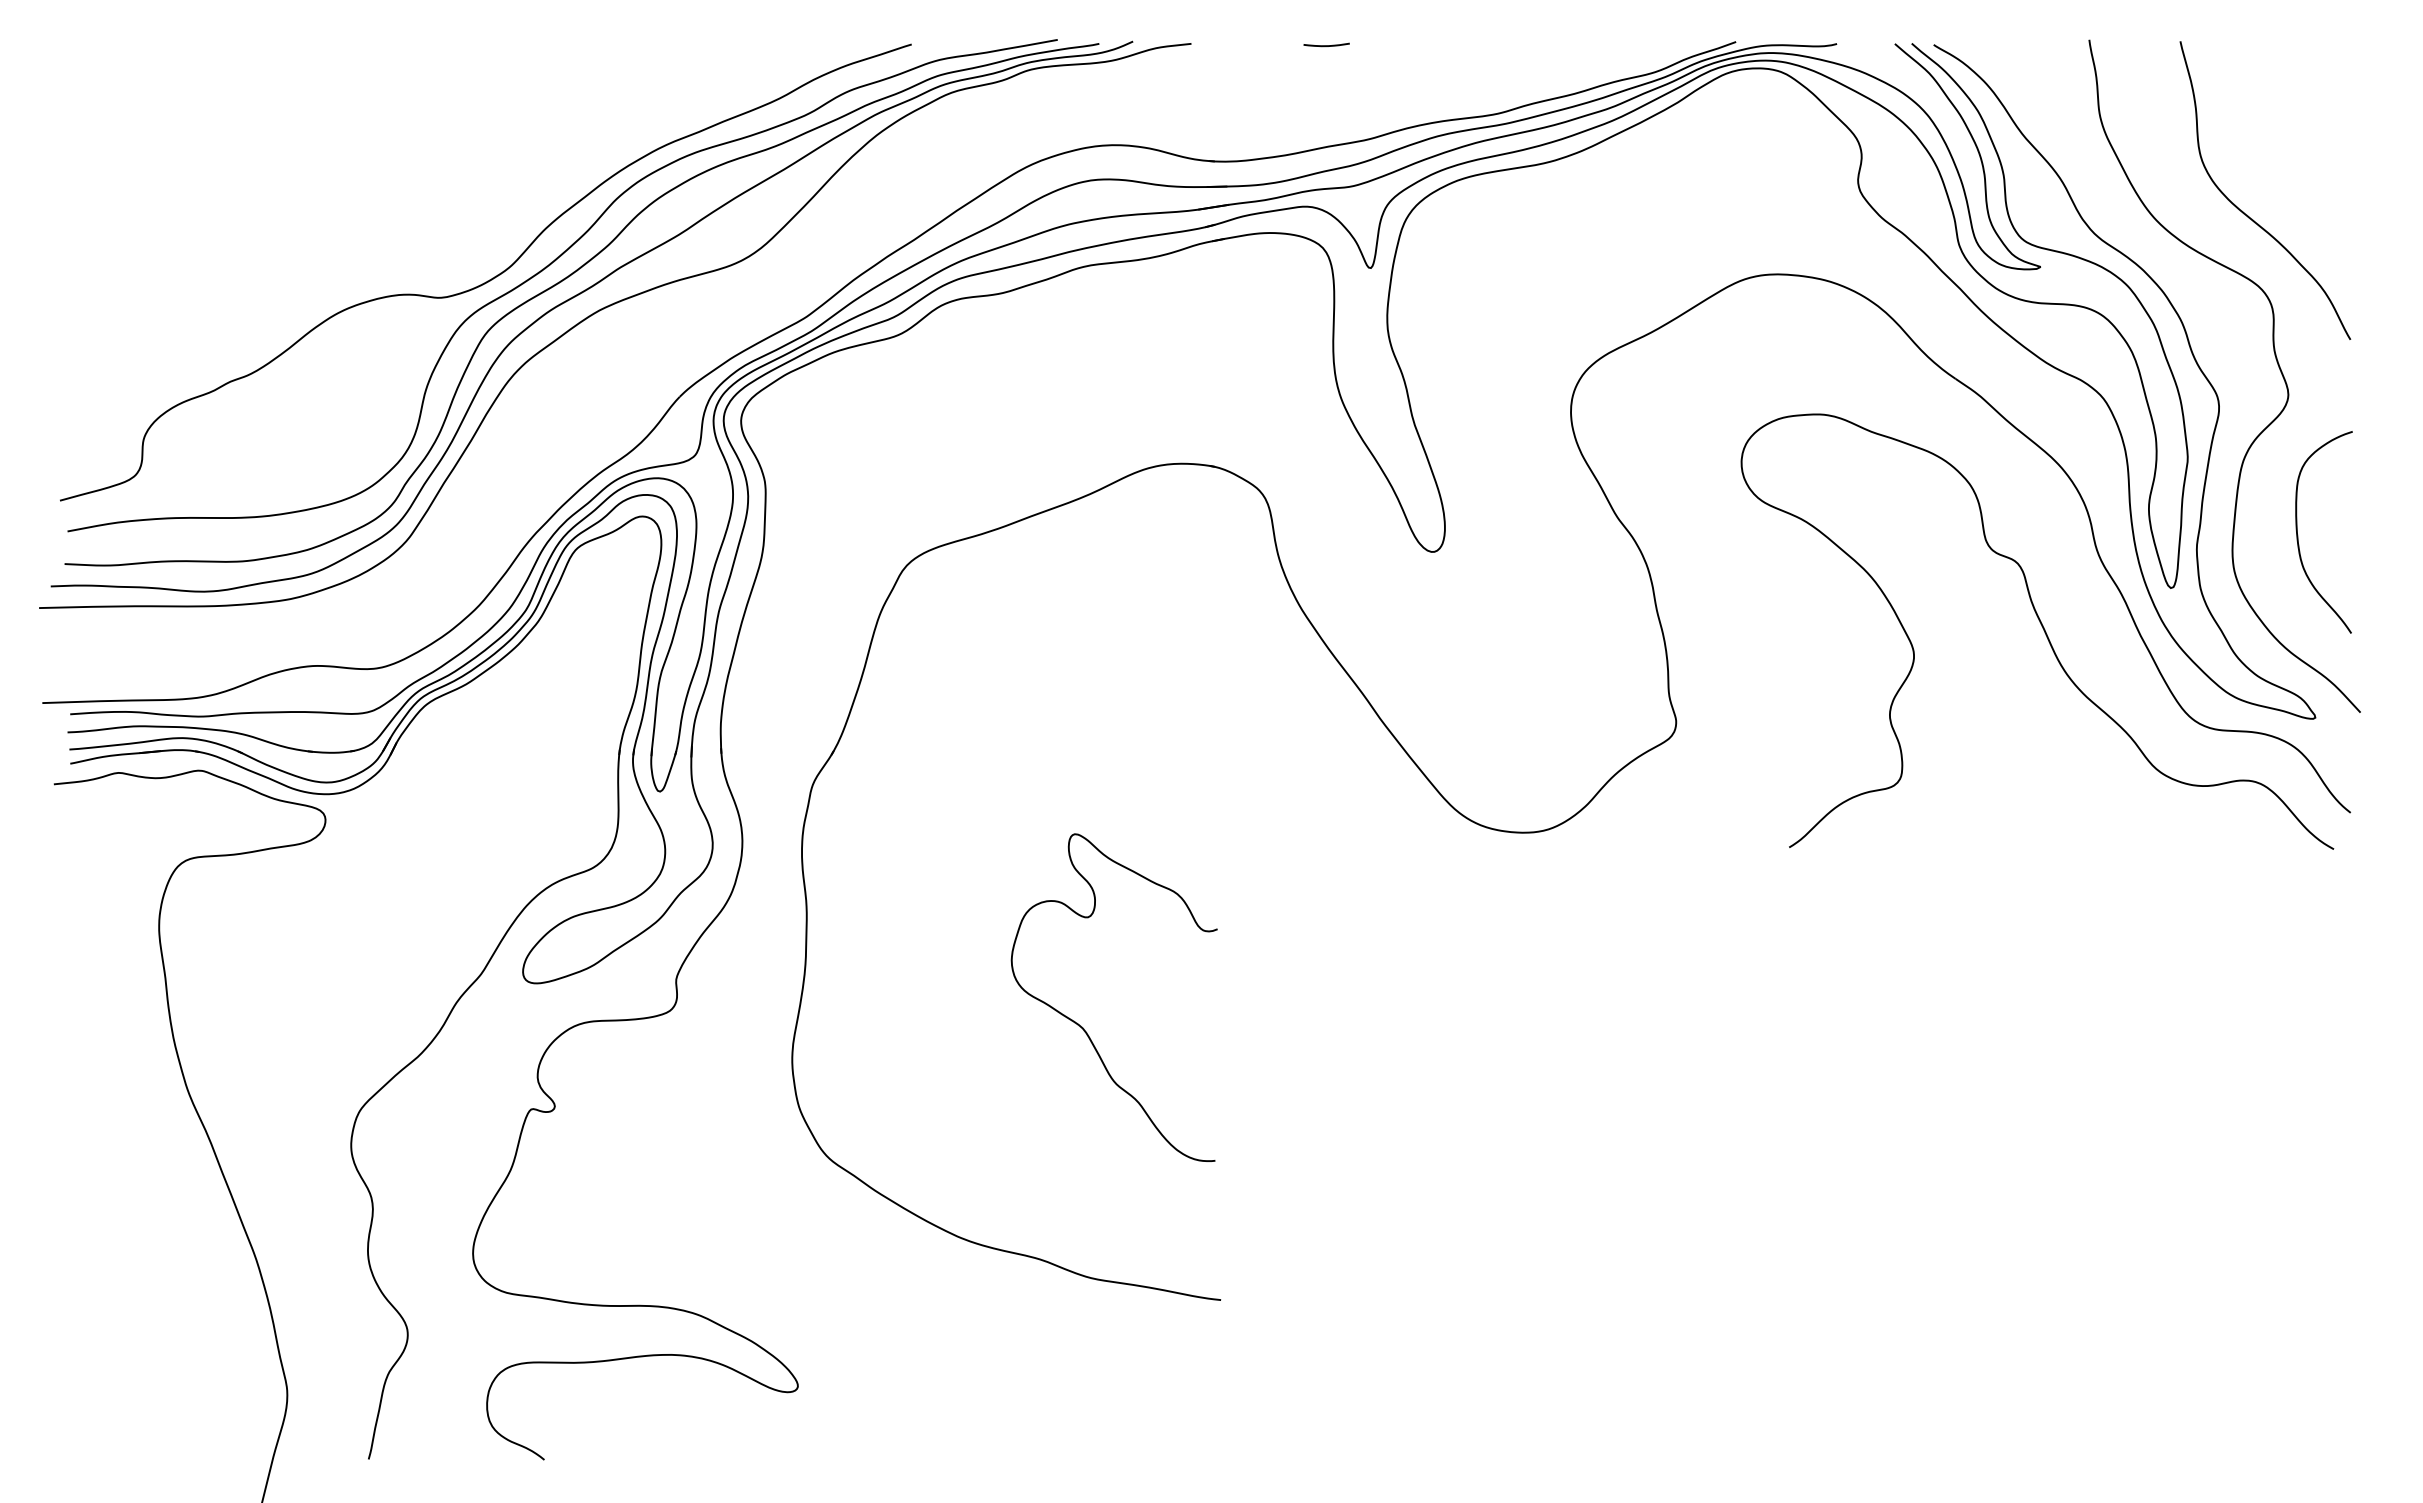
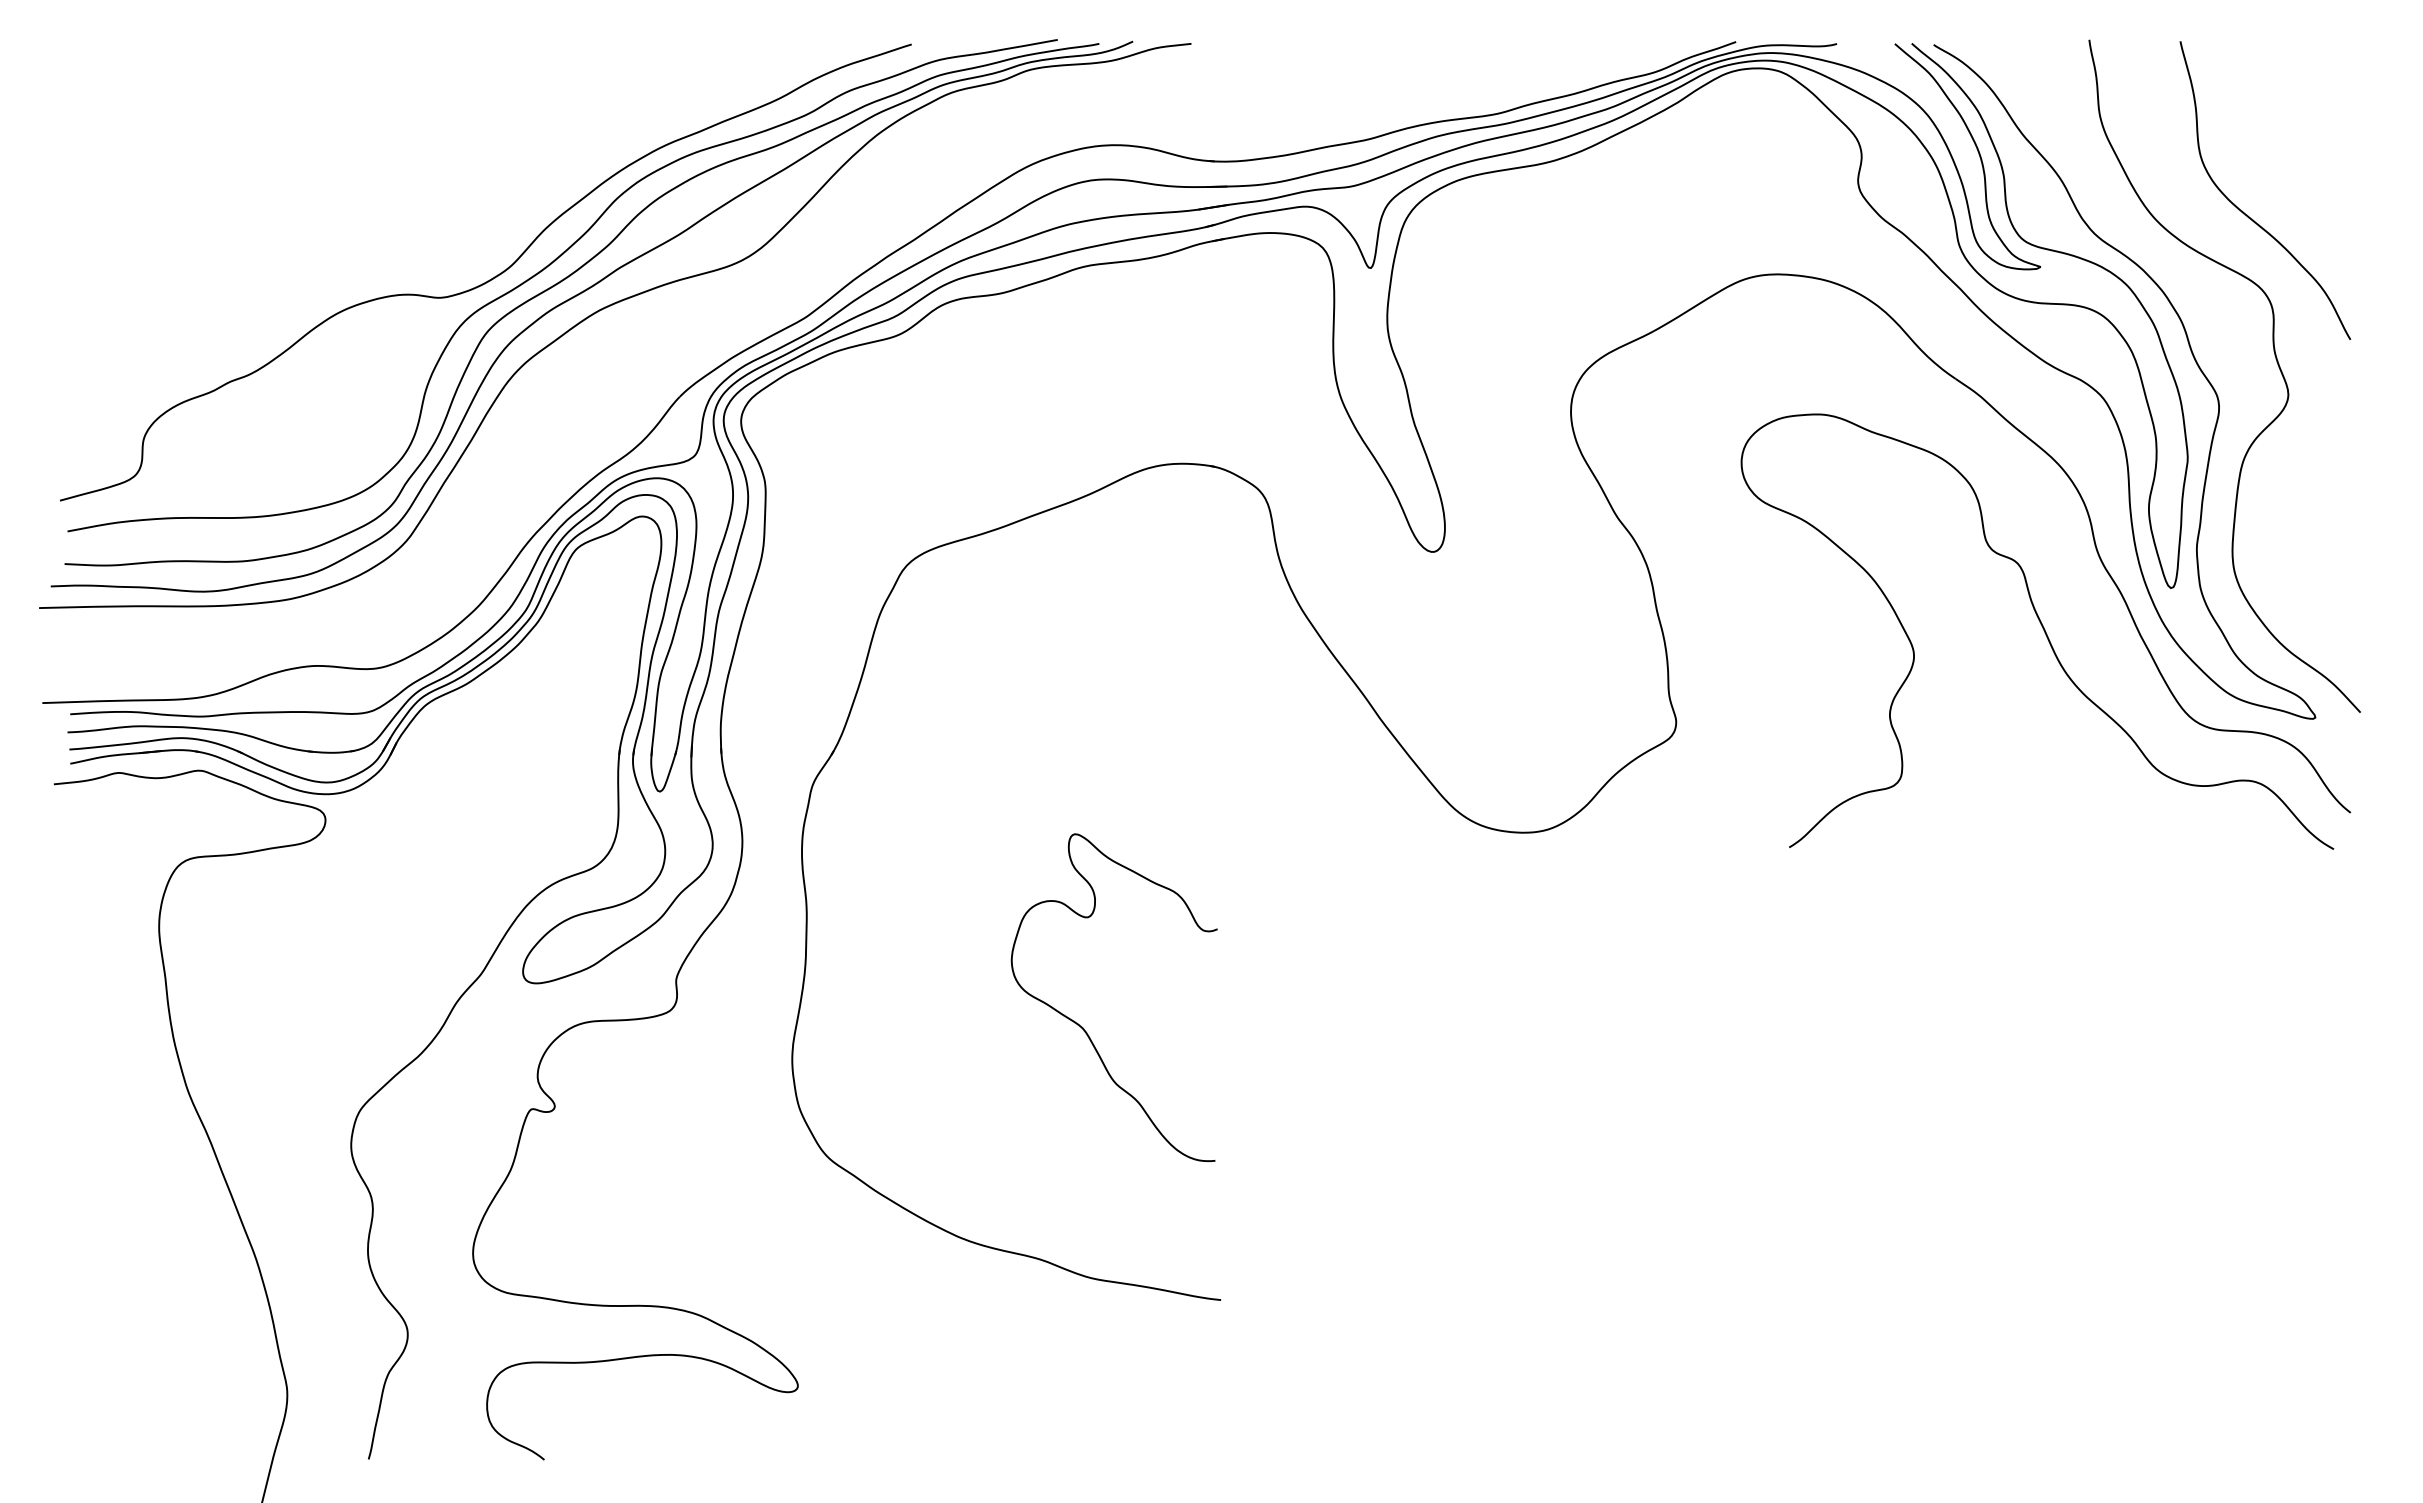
curve: present -> none (1326, 45)
curve: present -> none (2298, 535)
